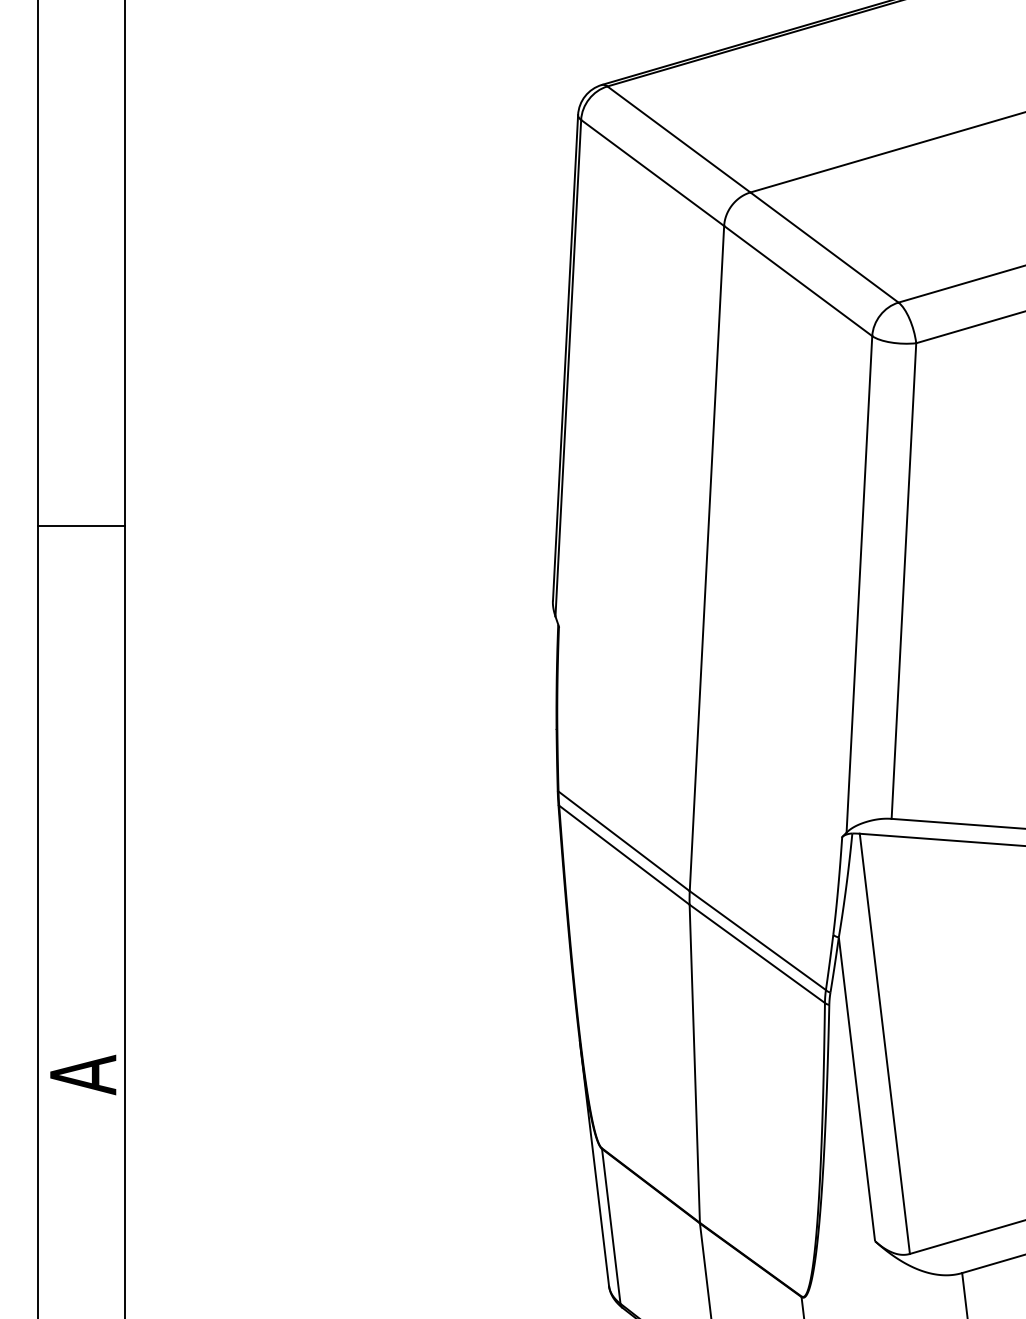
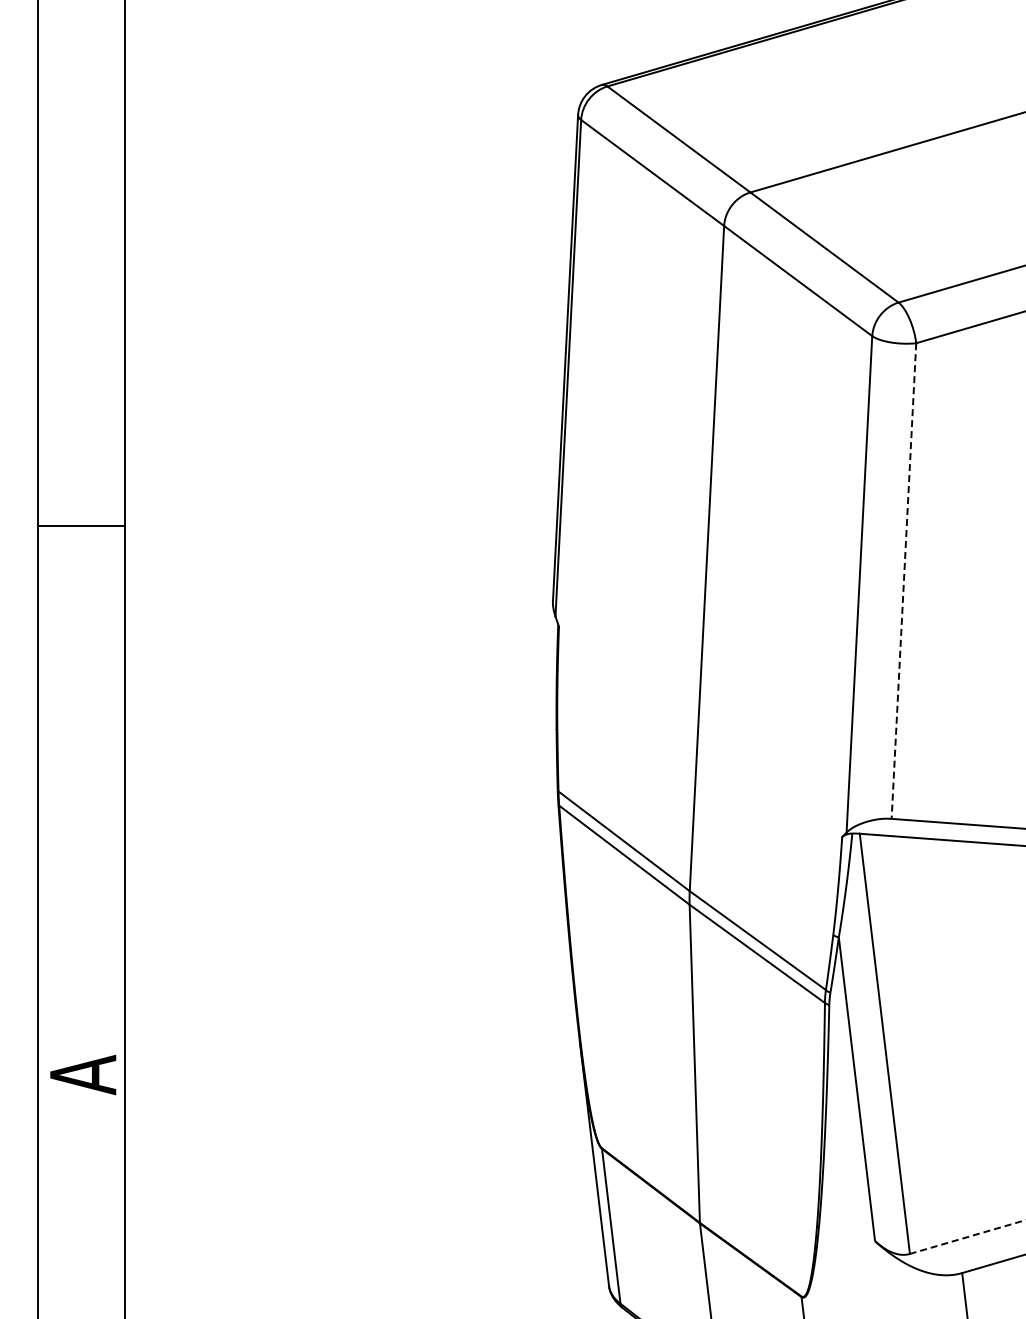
line: solid -> dashed (903, 581)
line: solid -> dashed (967, 1237)
